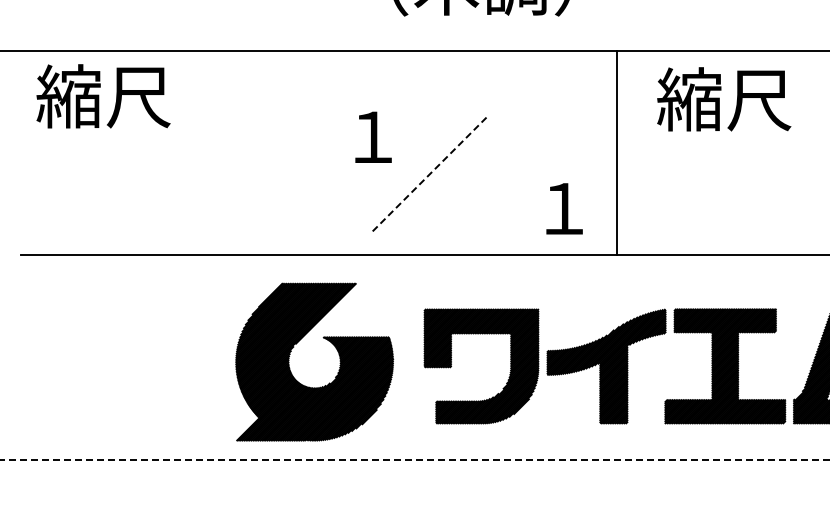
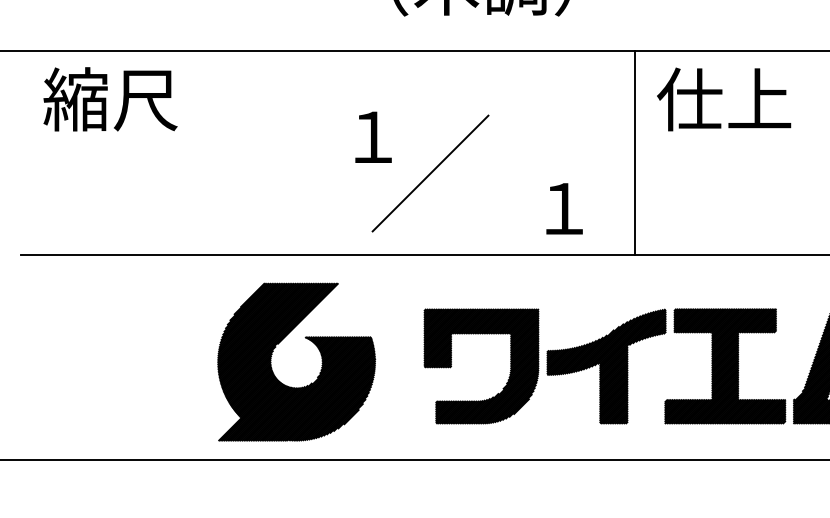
text position: (103, 96) -> (110, 99) (110, 99)
text: 縮尺 -> 仕上 (724, 99)
line position: (617, 152) -> (635, 152) (635, 152)
line: dashed -> solid (430, 173)
part position: (328, 341) -> (310, 341) (310, 341)
line: dashed -> solid (415, 459)
